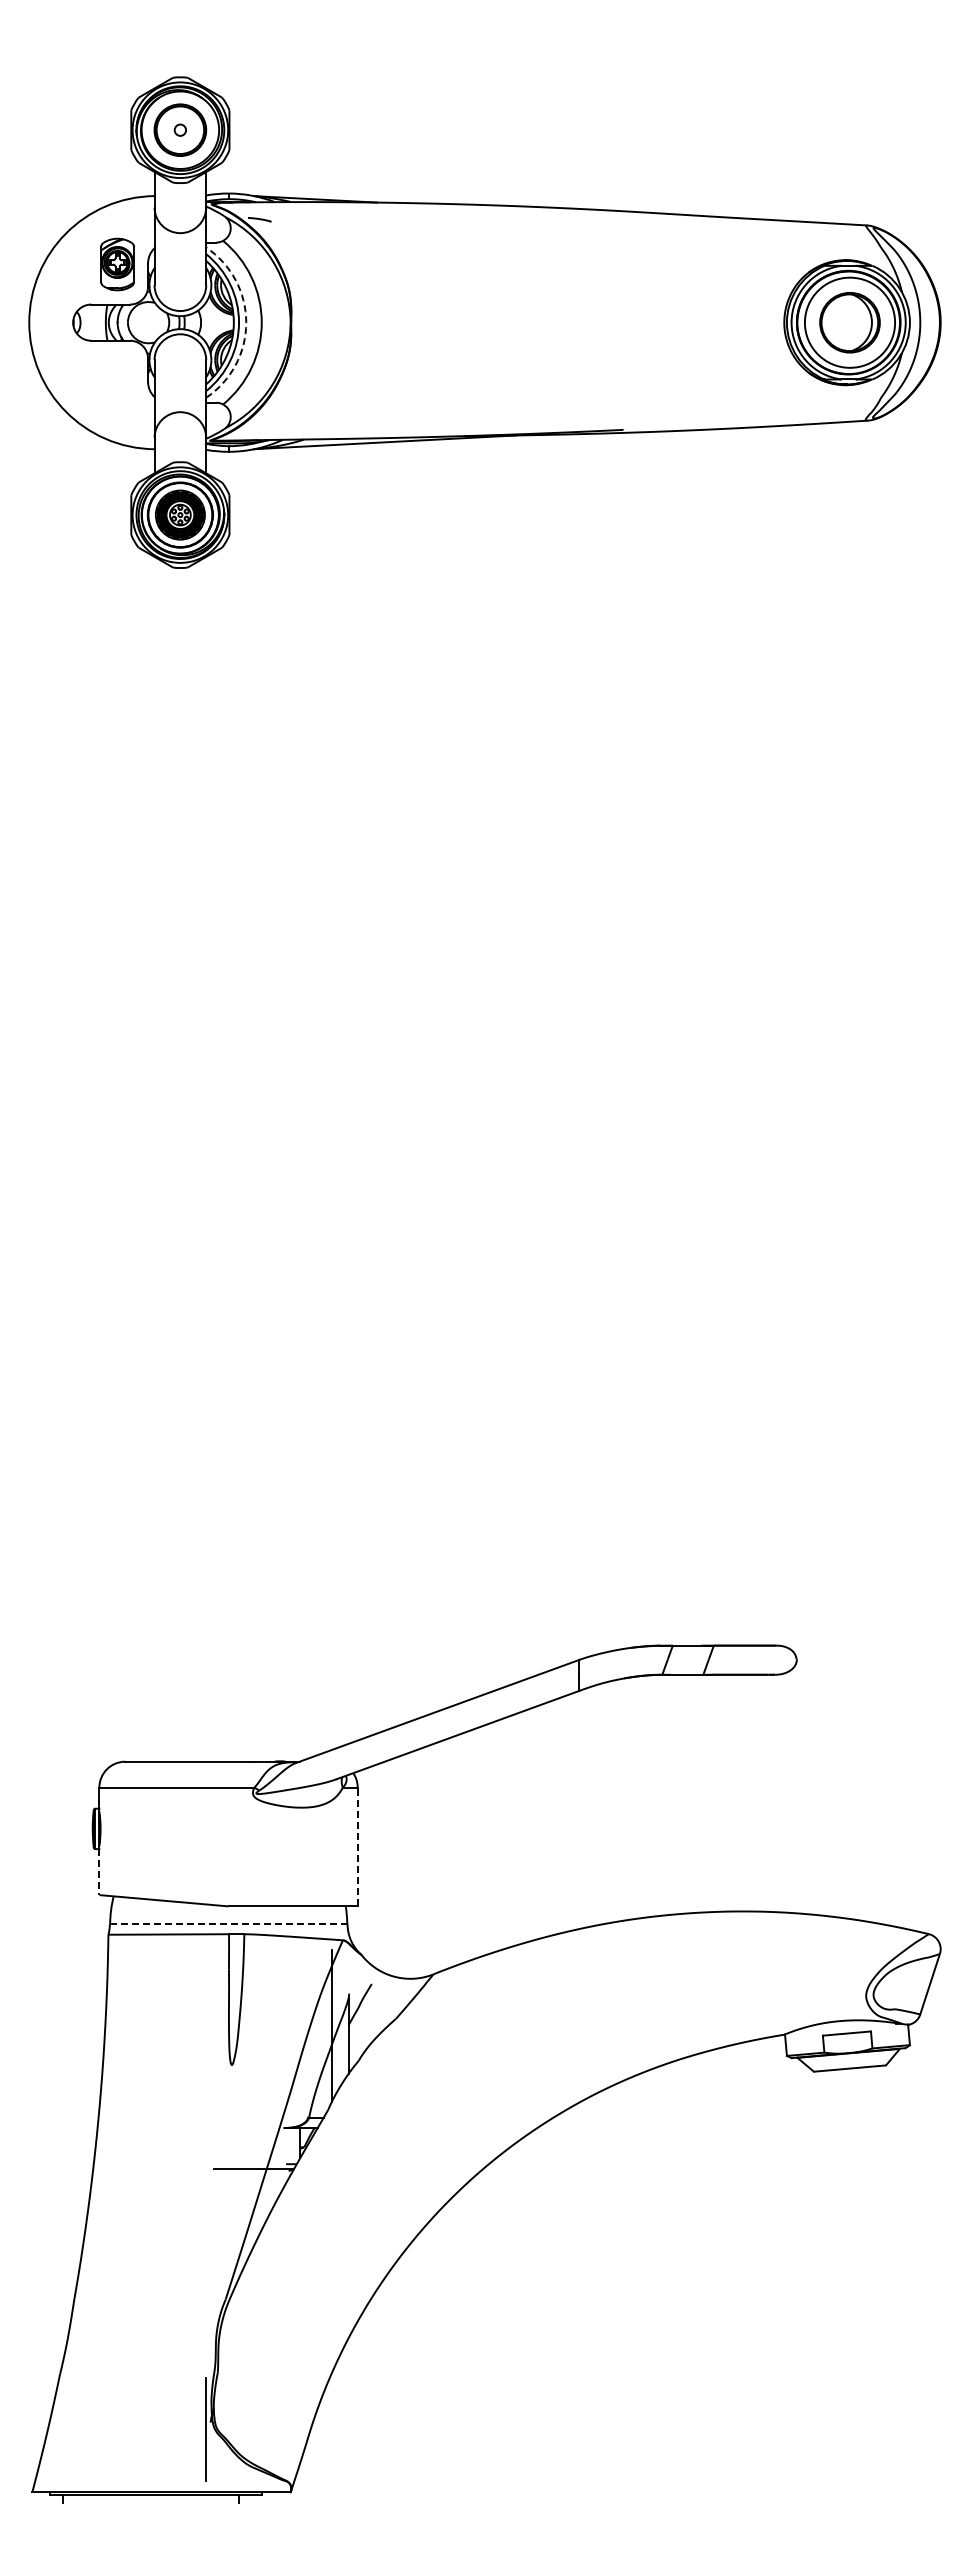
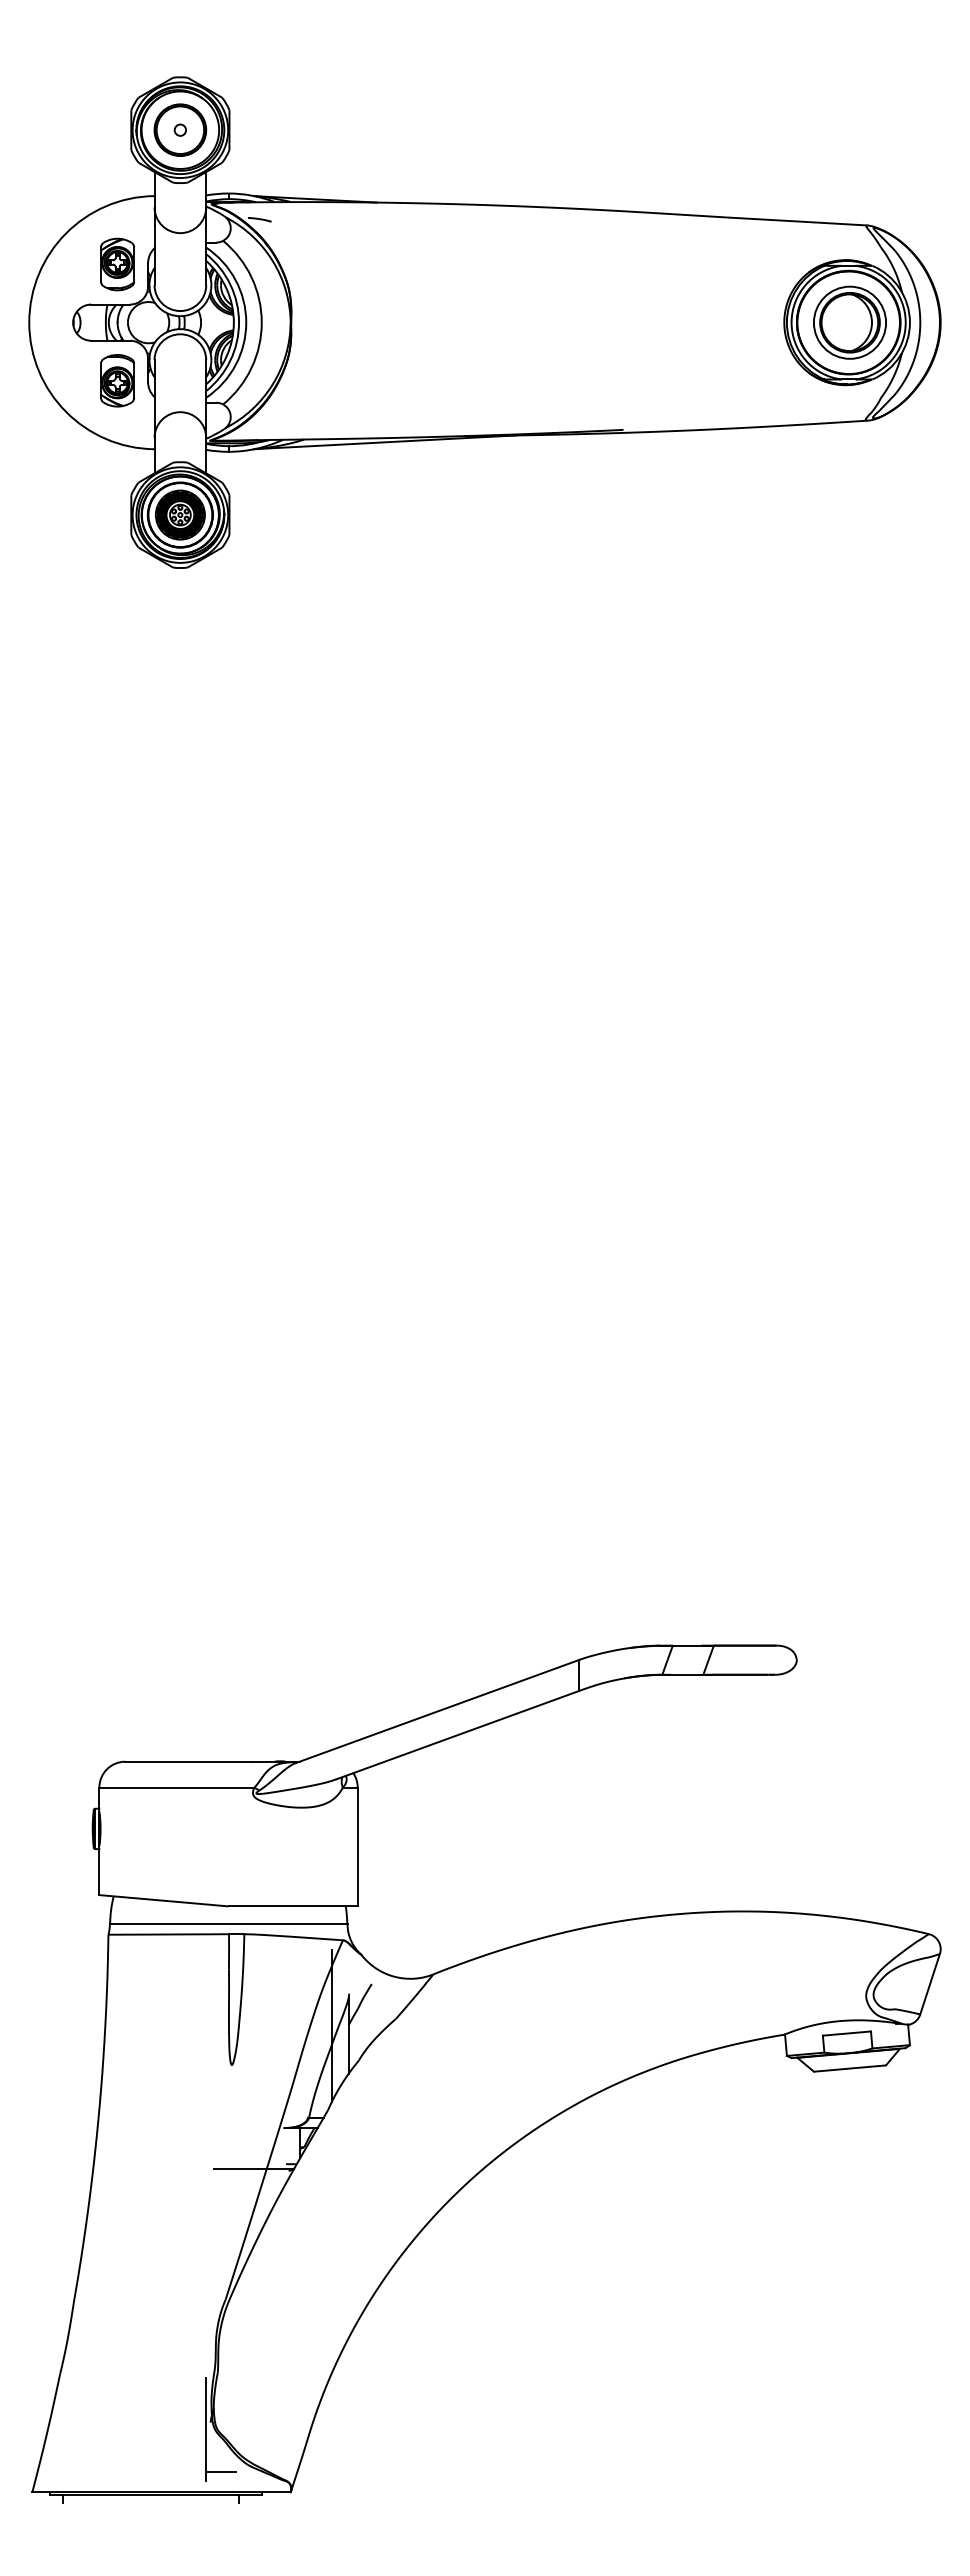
arc: dashed -> solid (246, 322)
circle diameter: 90 px -> 72 px (849, 322)
part: none -> present (117, 380)
line: dashed -> solid (357, 1846)
line: dashed -> solid (99, 1872)
line: dashed -> solid (228, 1923)
line: none -> present (221, 2471)
